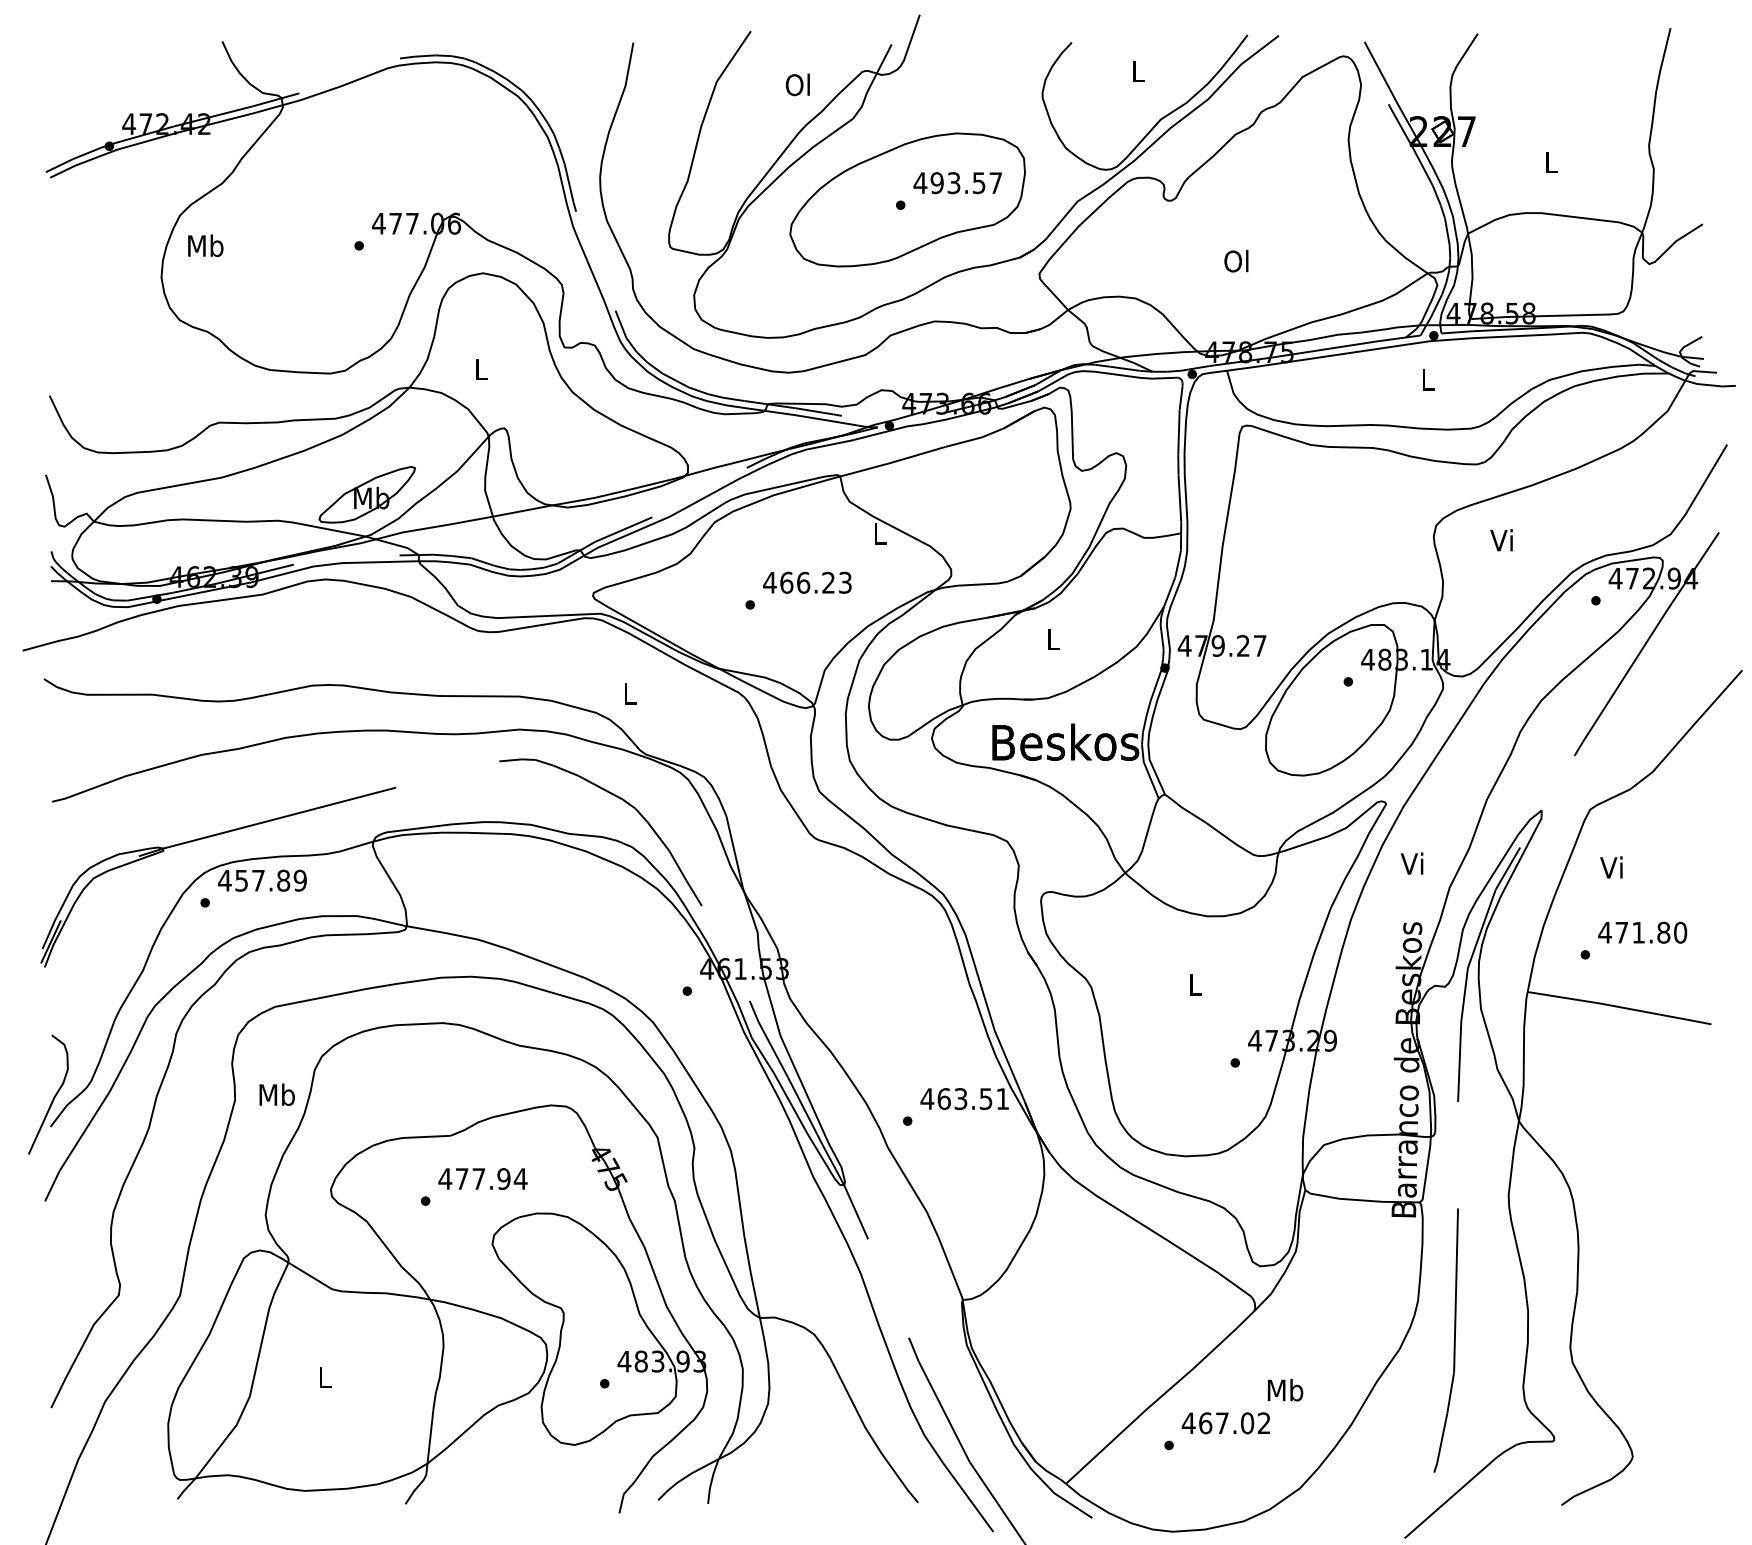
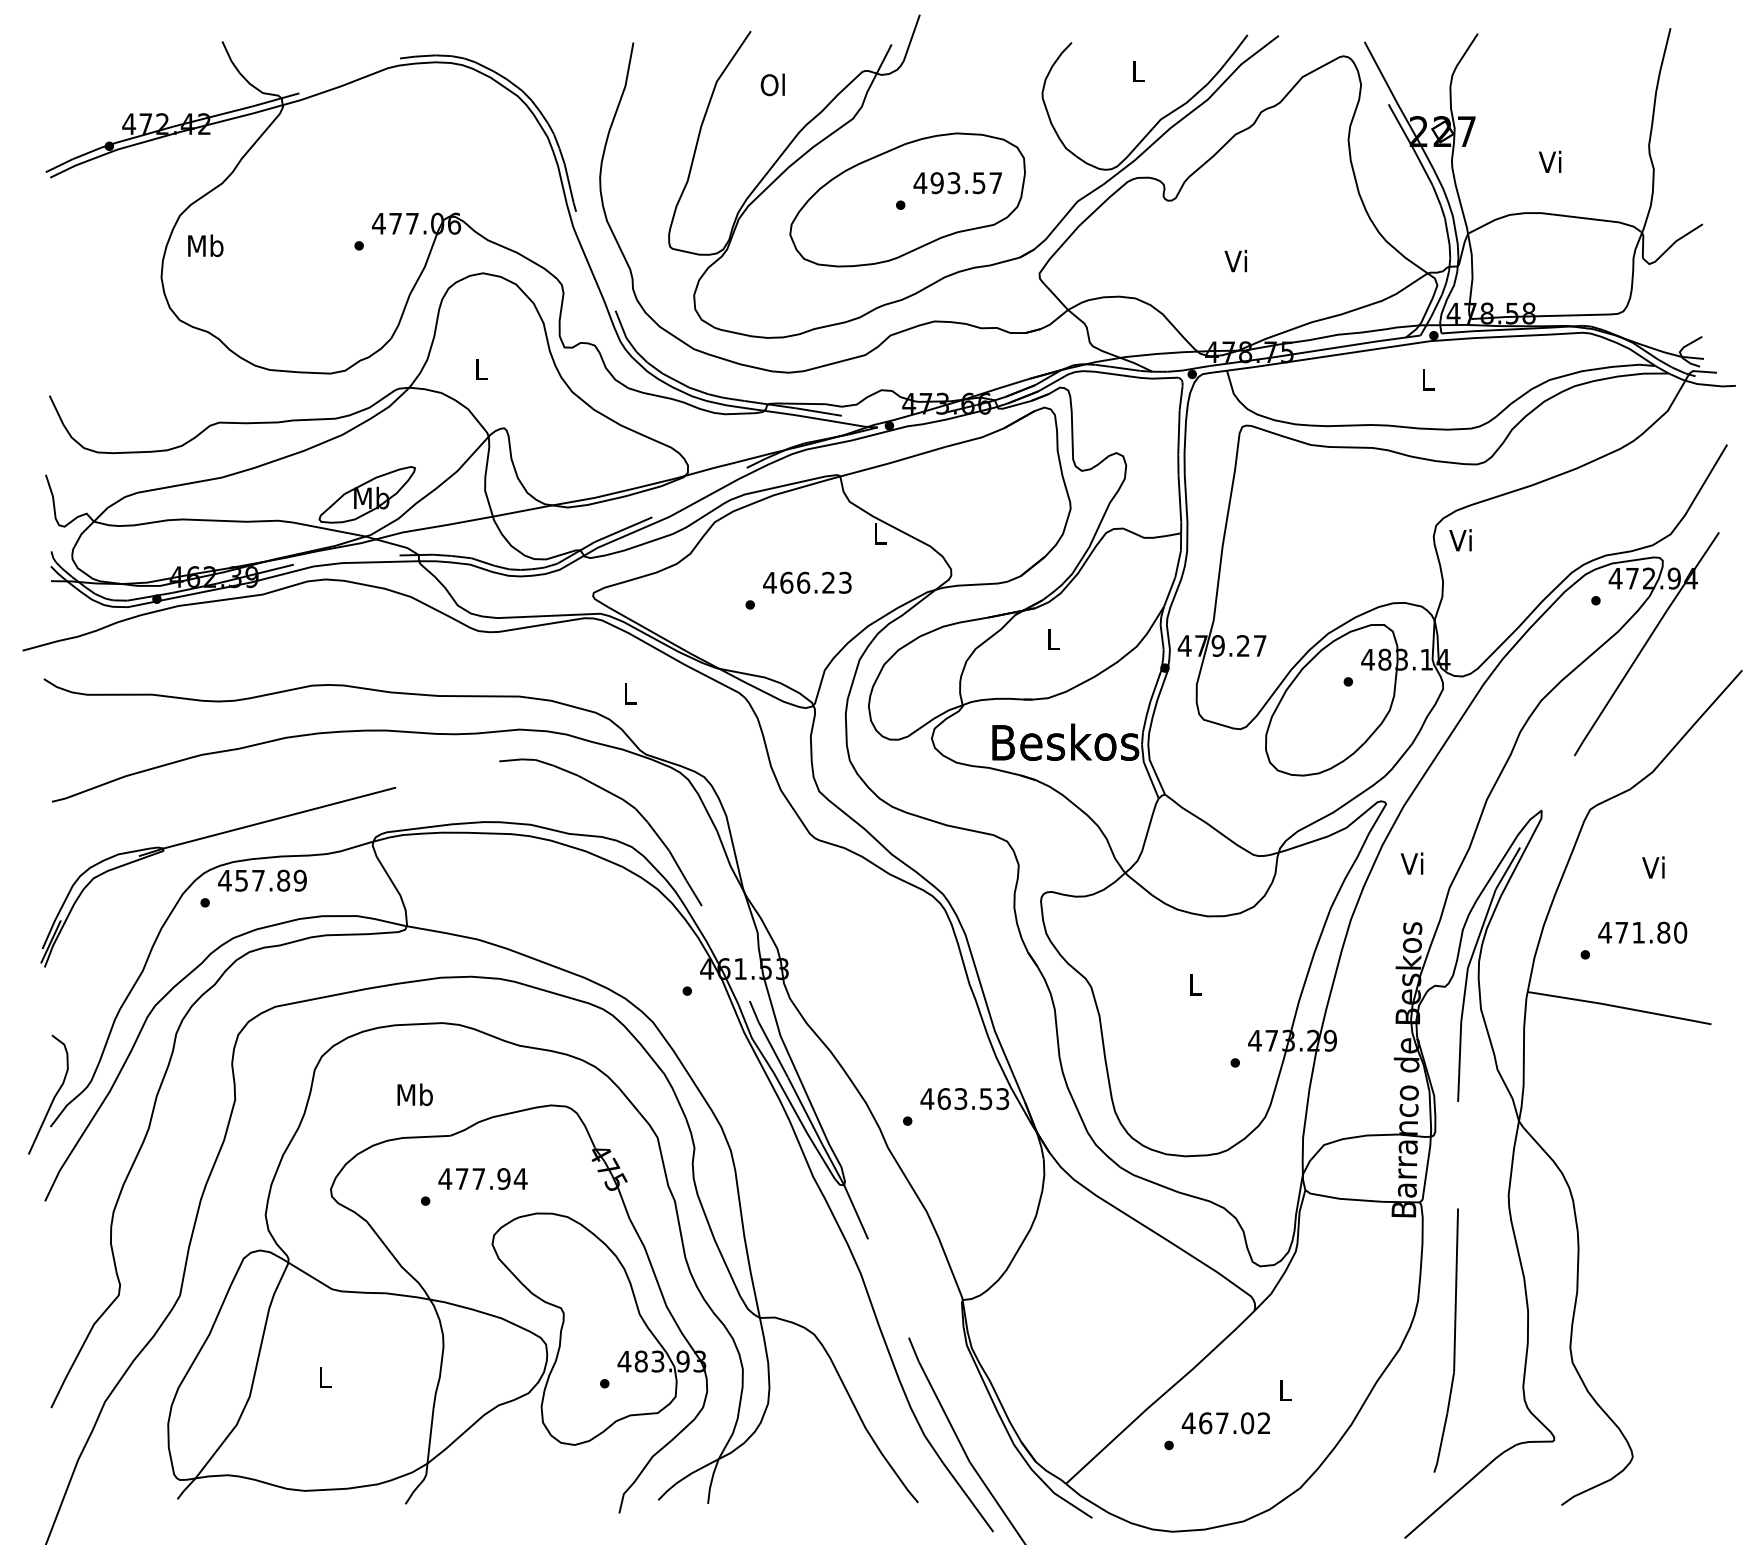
text position: (797, 84) -> (772, 84) (772, 84)
text: L -> Vi (1549, 161)
text: Ol -> Vi (1236, 261)
text position: (1501, 540) -> (1460, 540) (1460, 540)
text position: (1611, 867) -> (1653, 867) (1653, 867)
text position: (276, 1094) -> (414, 1094) (414, 1094)
text: 463.51 -> 463.53 (1002, 1099)
text: Mb -> L (1285, 1390)
